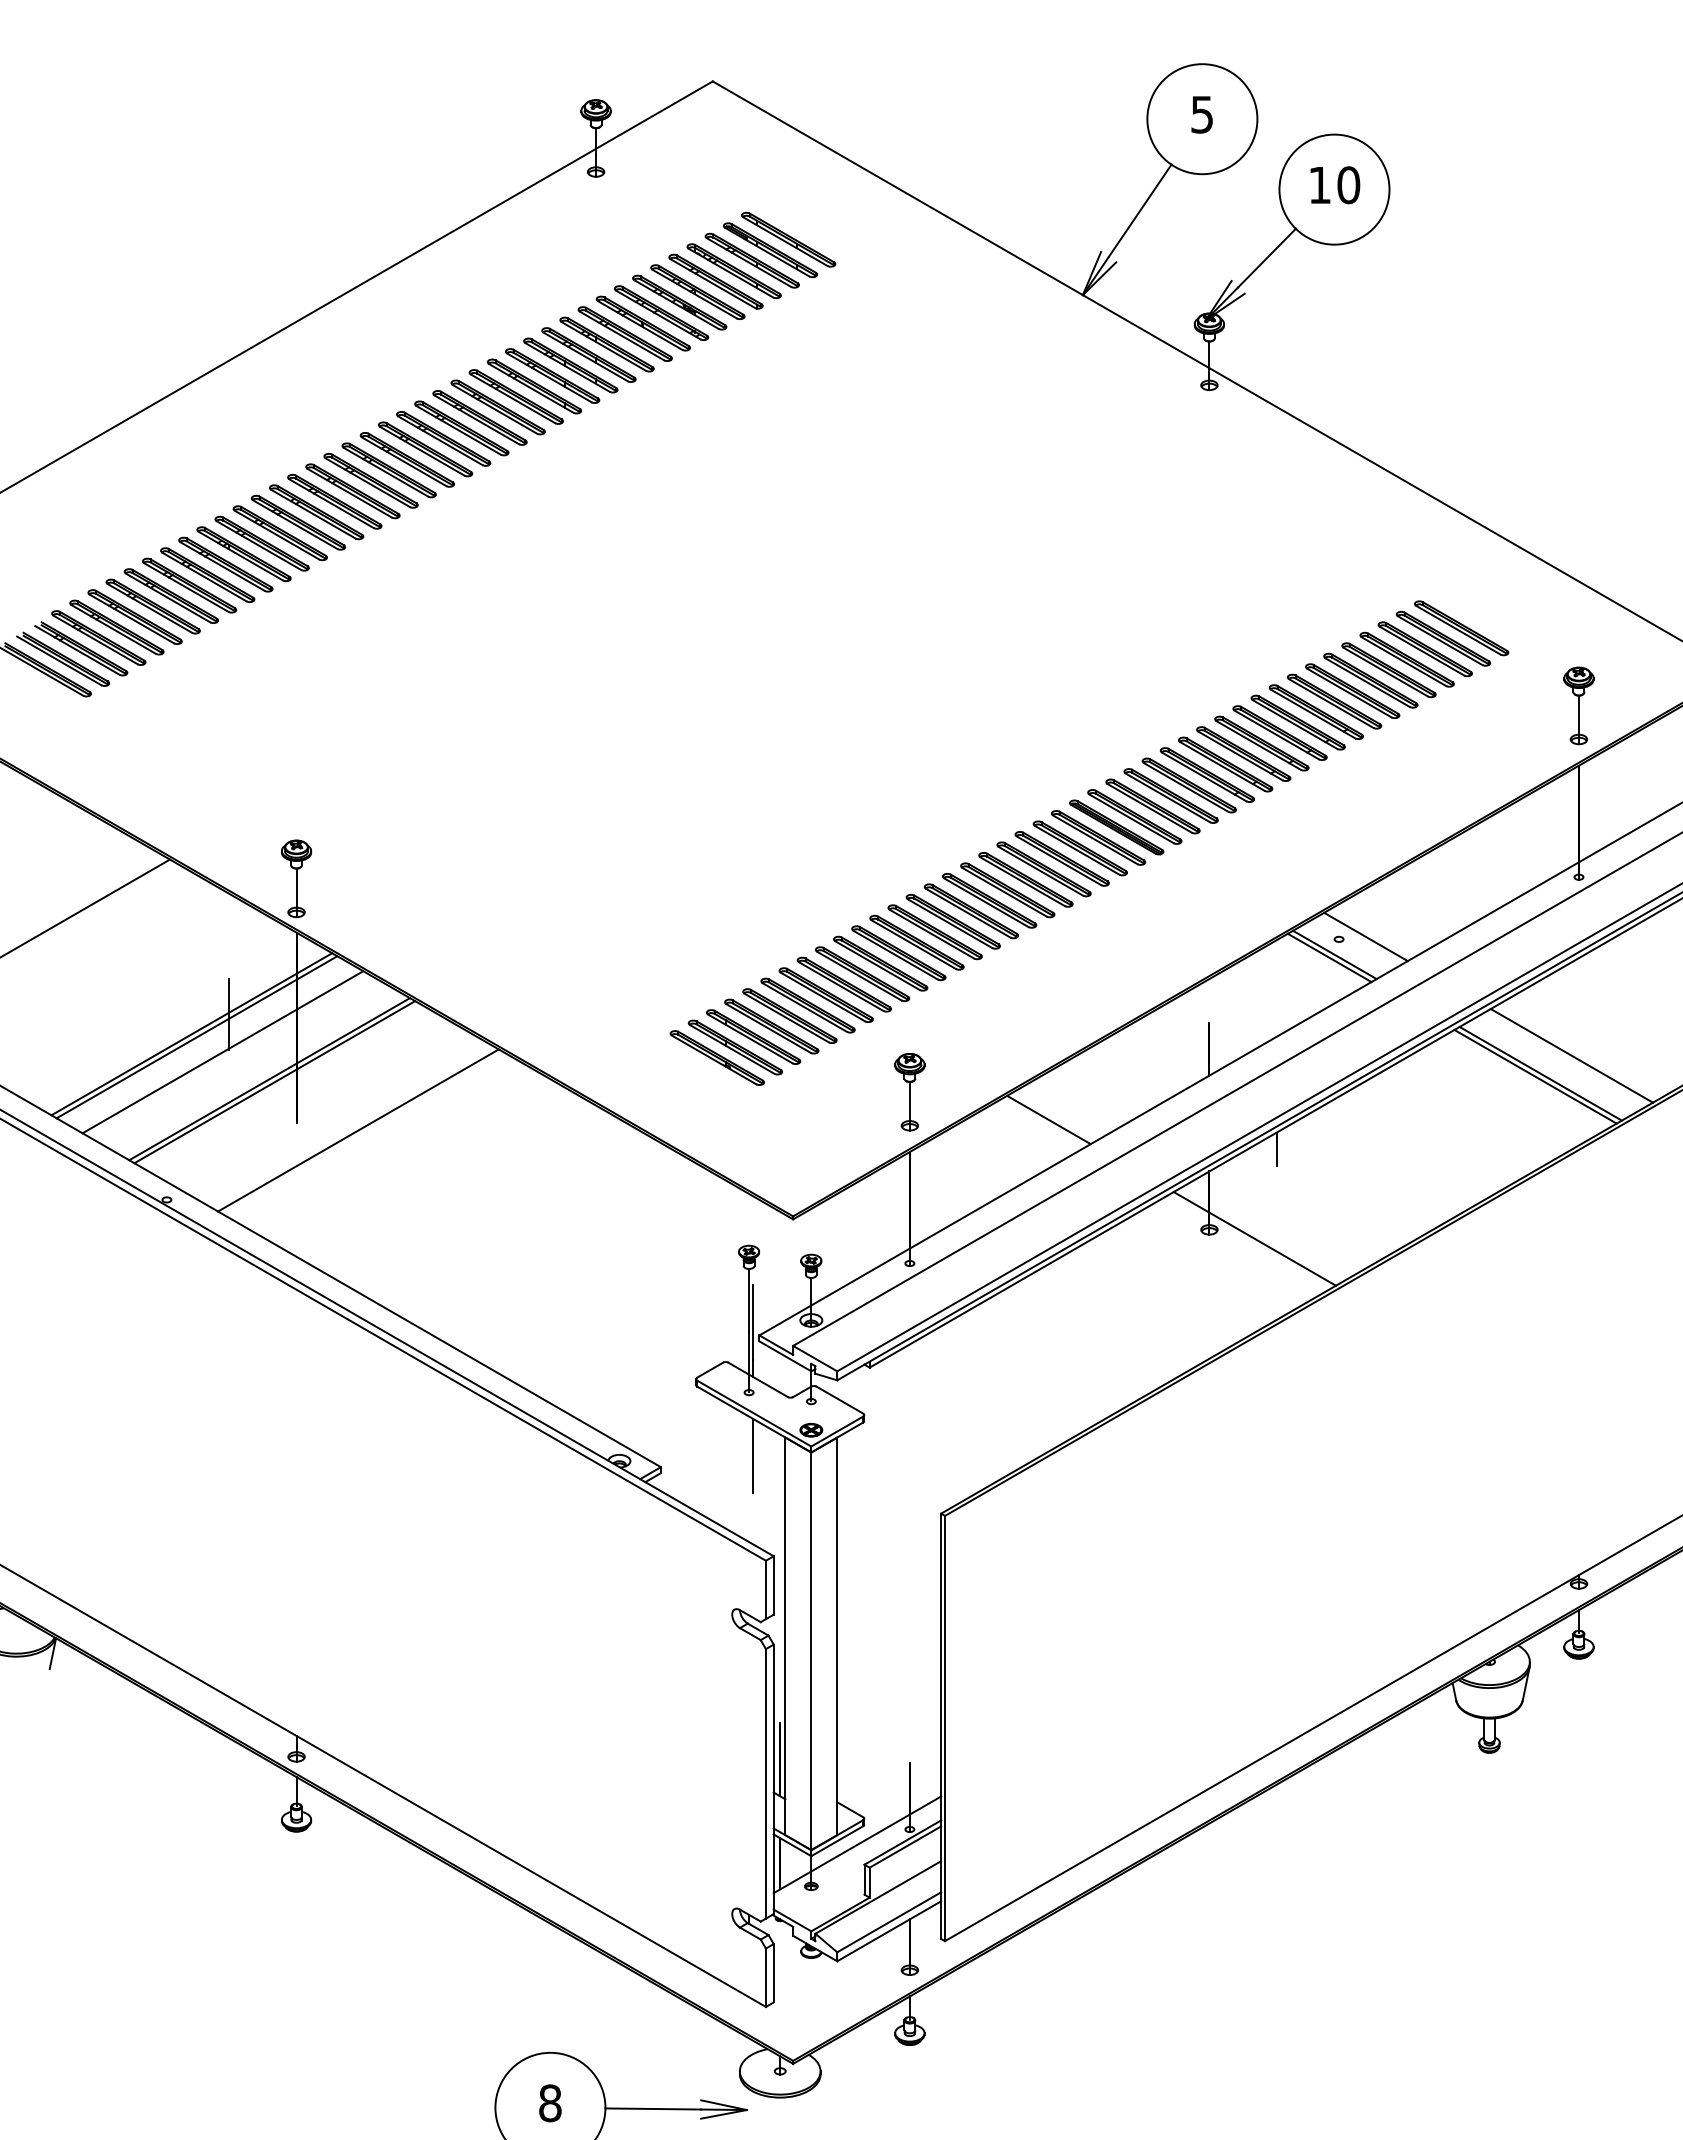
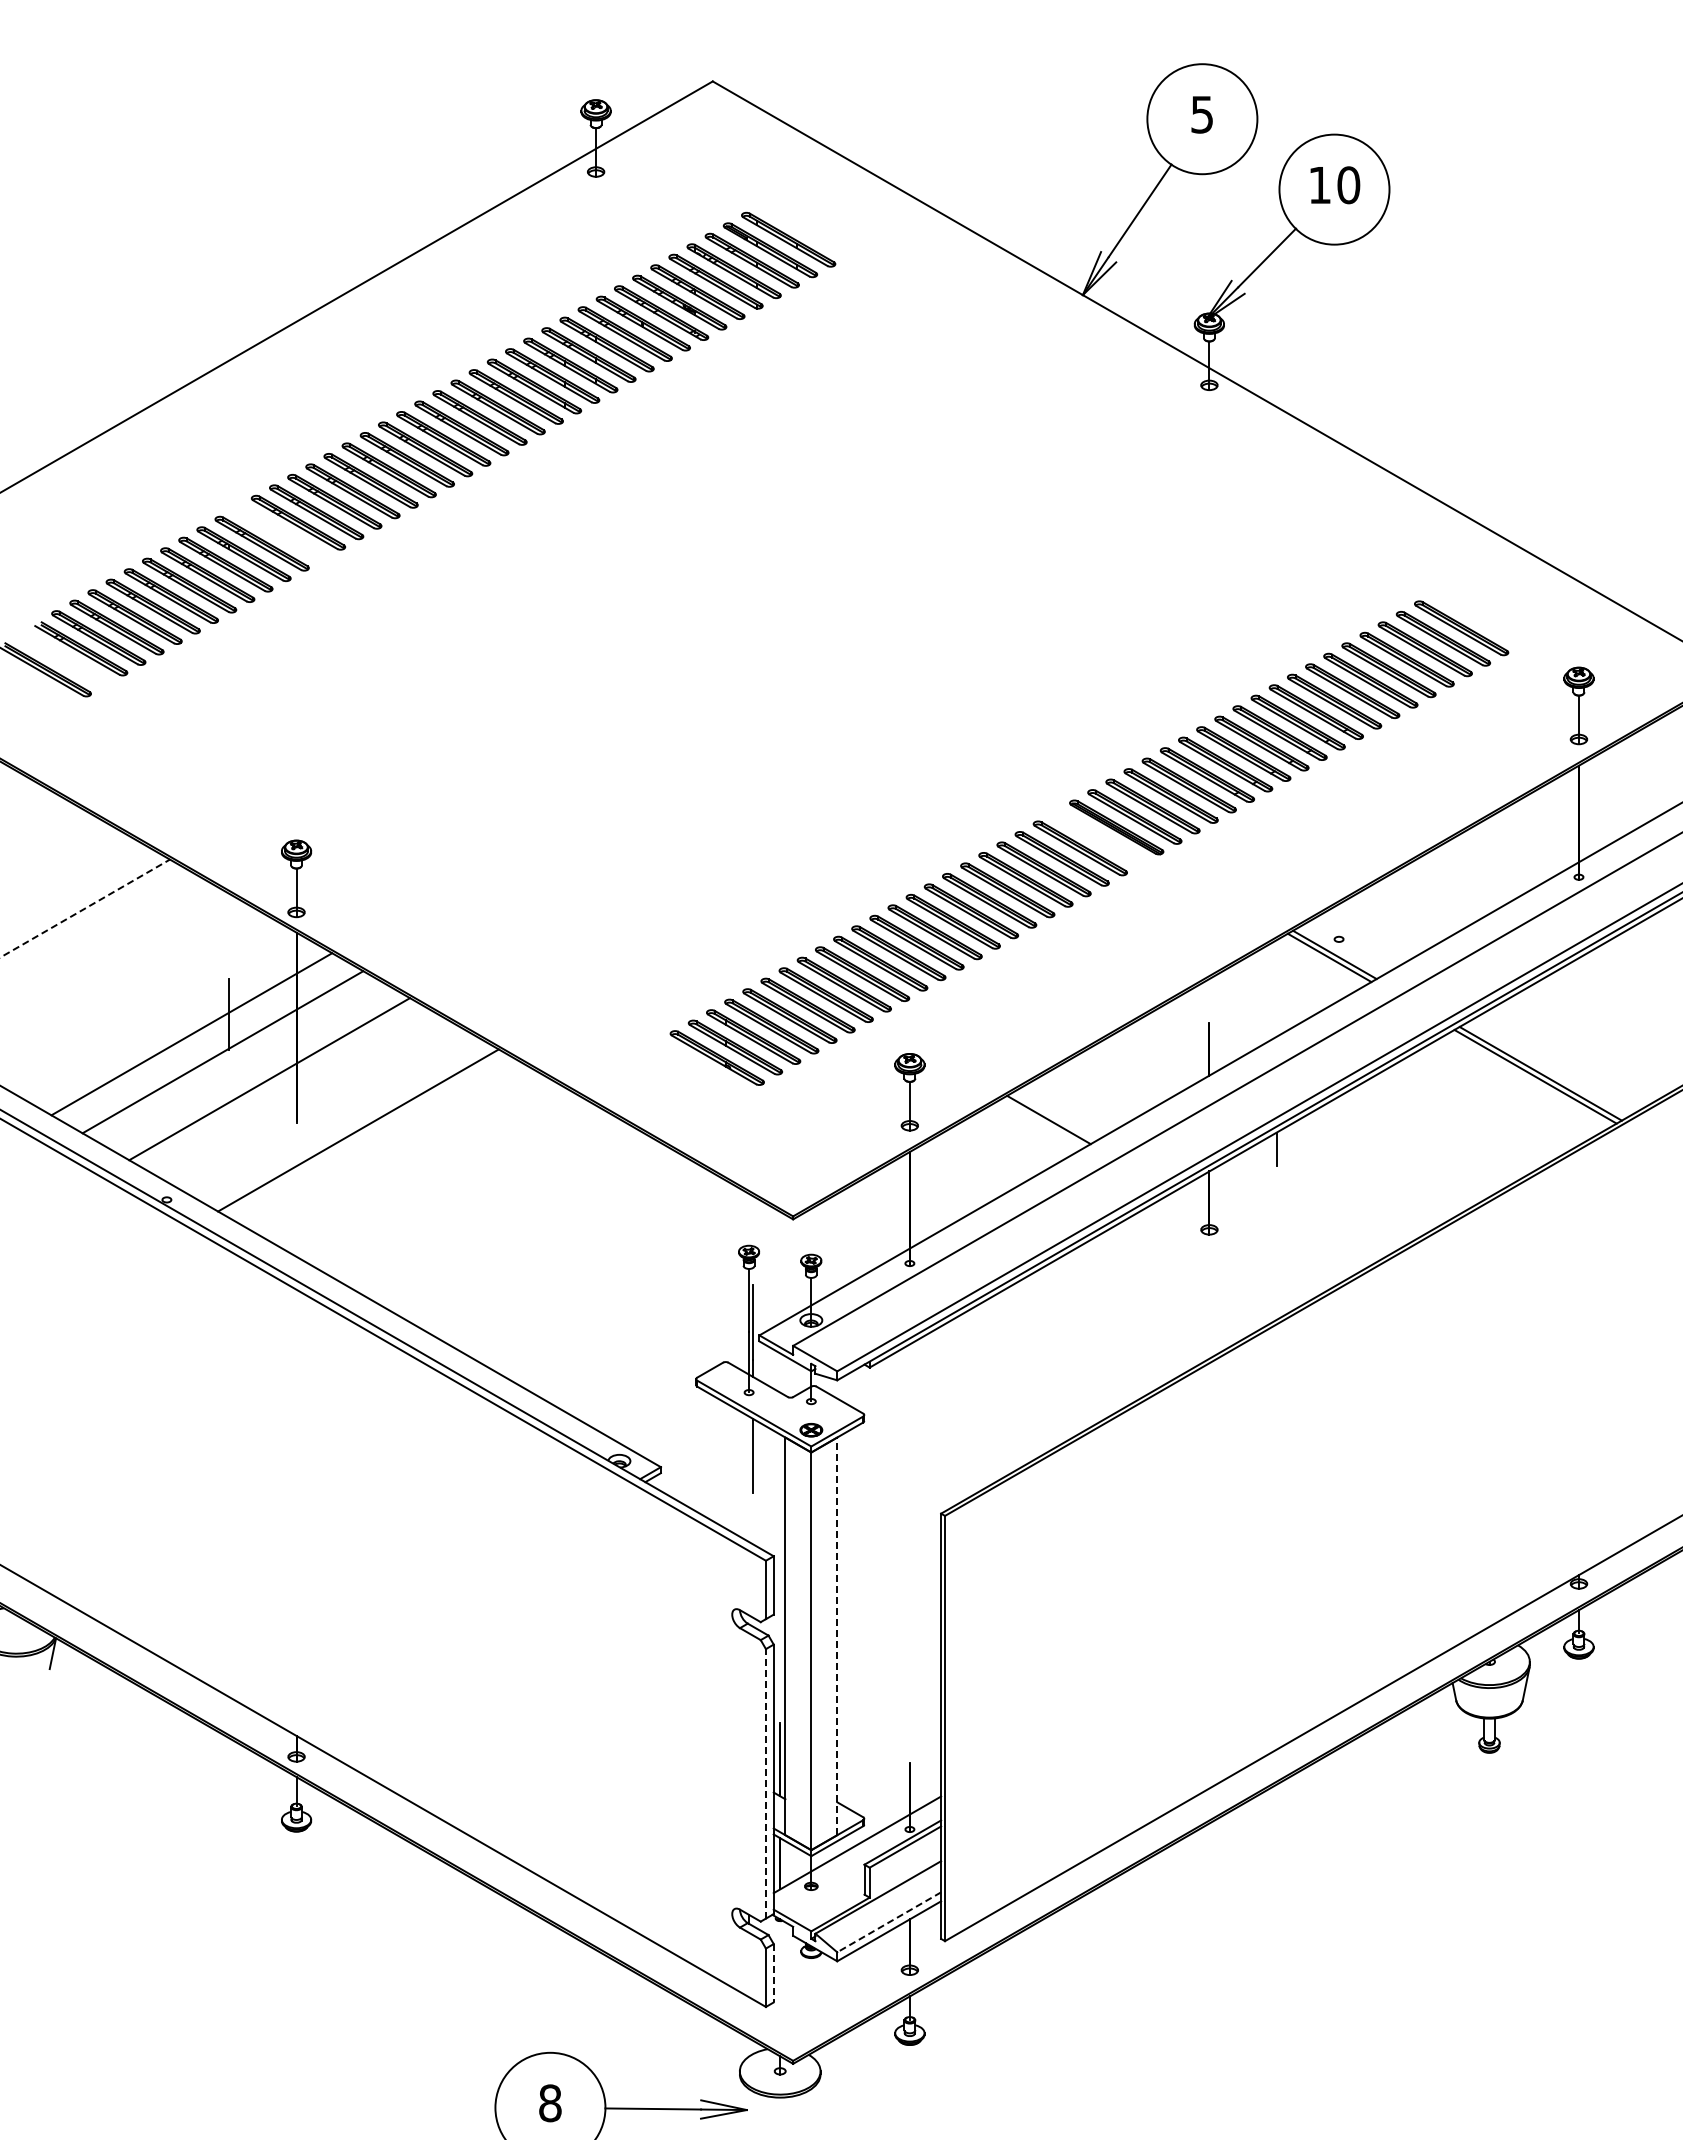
part: present -> none (279, 533)
part: present -> none (63, 658)
part: present -> none (1098, 837)
line: solid -> dashed (85, 908)
line: present -> none (1365, 936)
line: present -> none (196, 1037)
line: present -> none (1571, 1055)
line: present -> none (274, 1082)
line: present -> none (1254, 1238)
line: solid -> dashed (837, 1636)
line: solid -> dashed (765, 1783)
line: solid -> dashed (889, 1922)
line: solid -> dashed (773, 1973)
